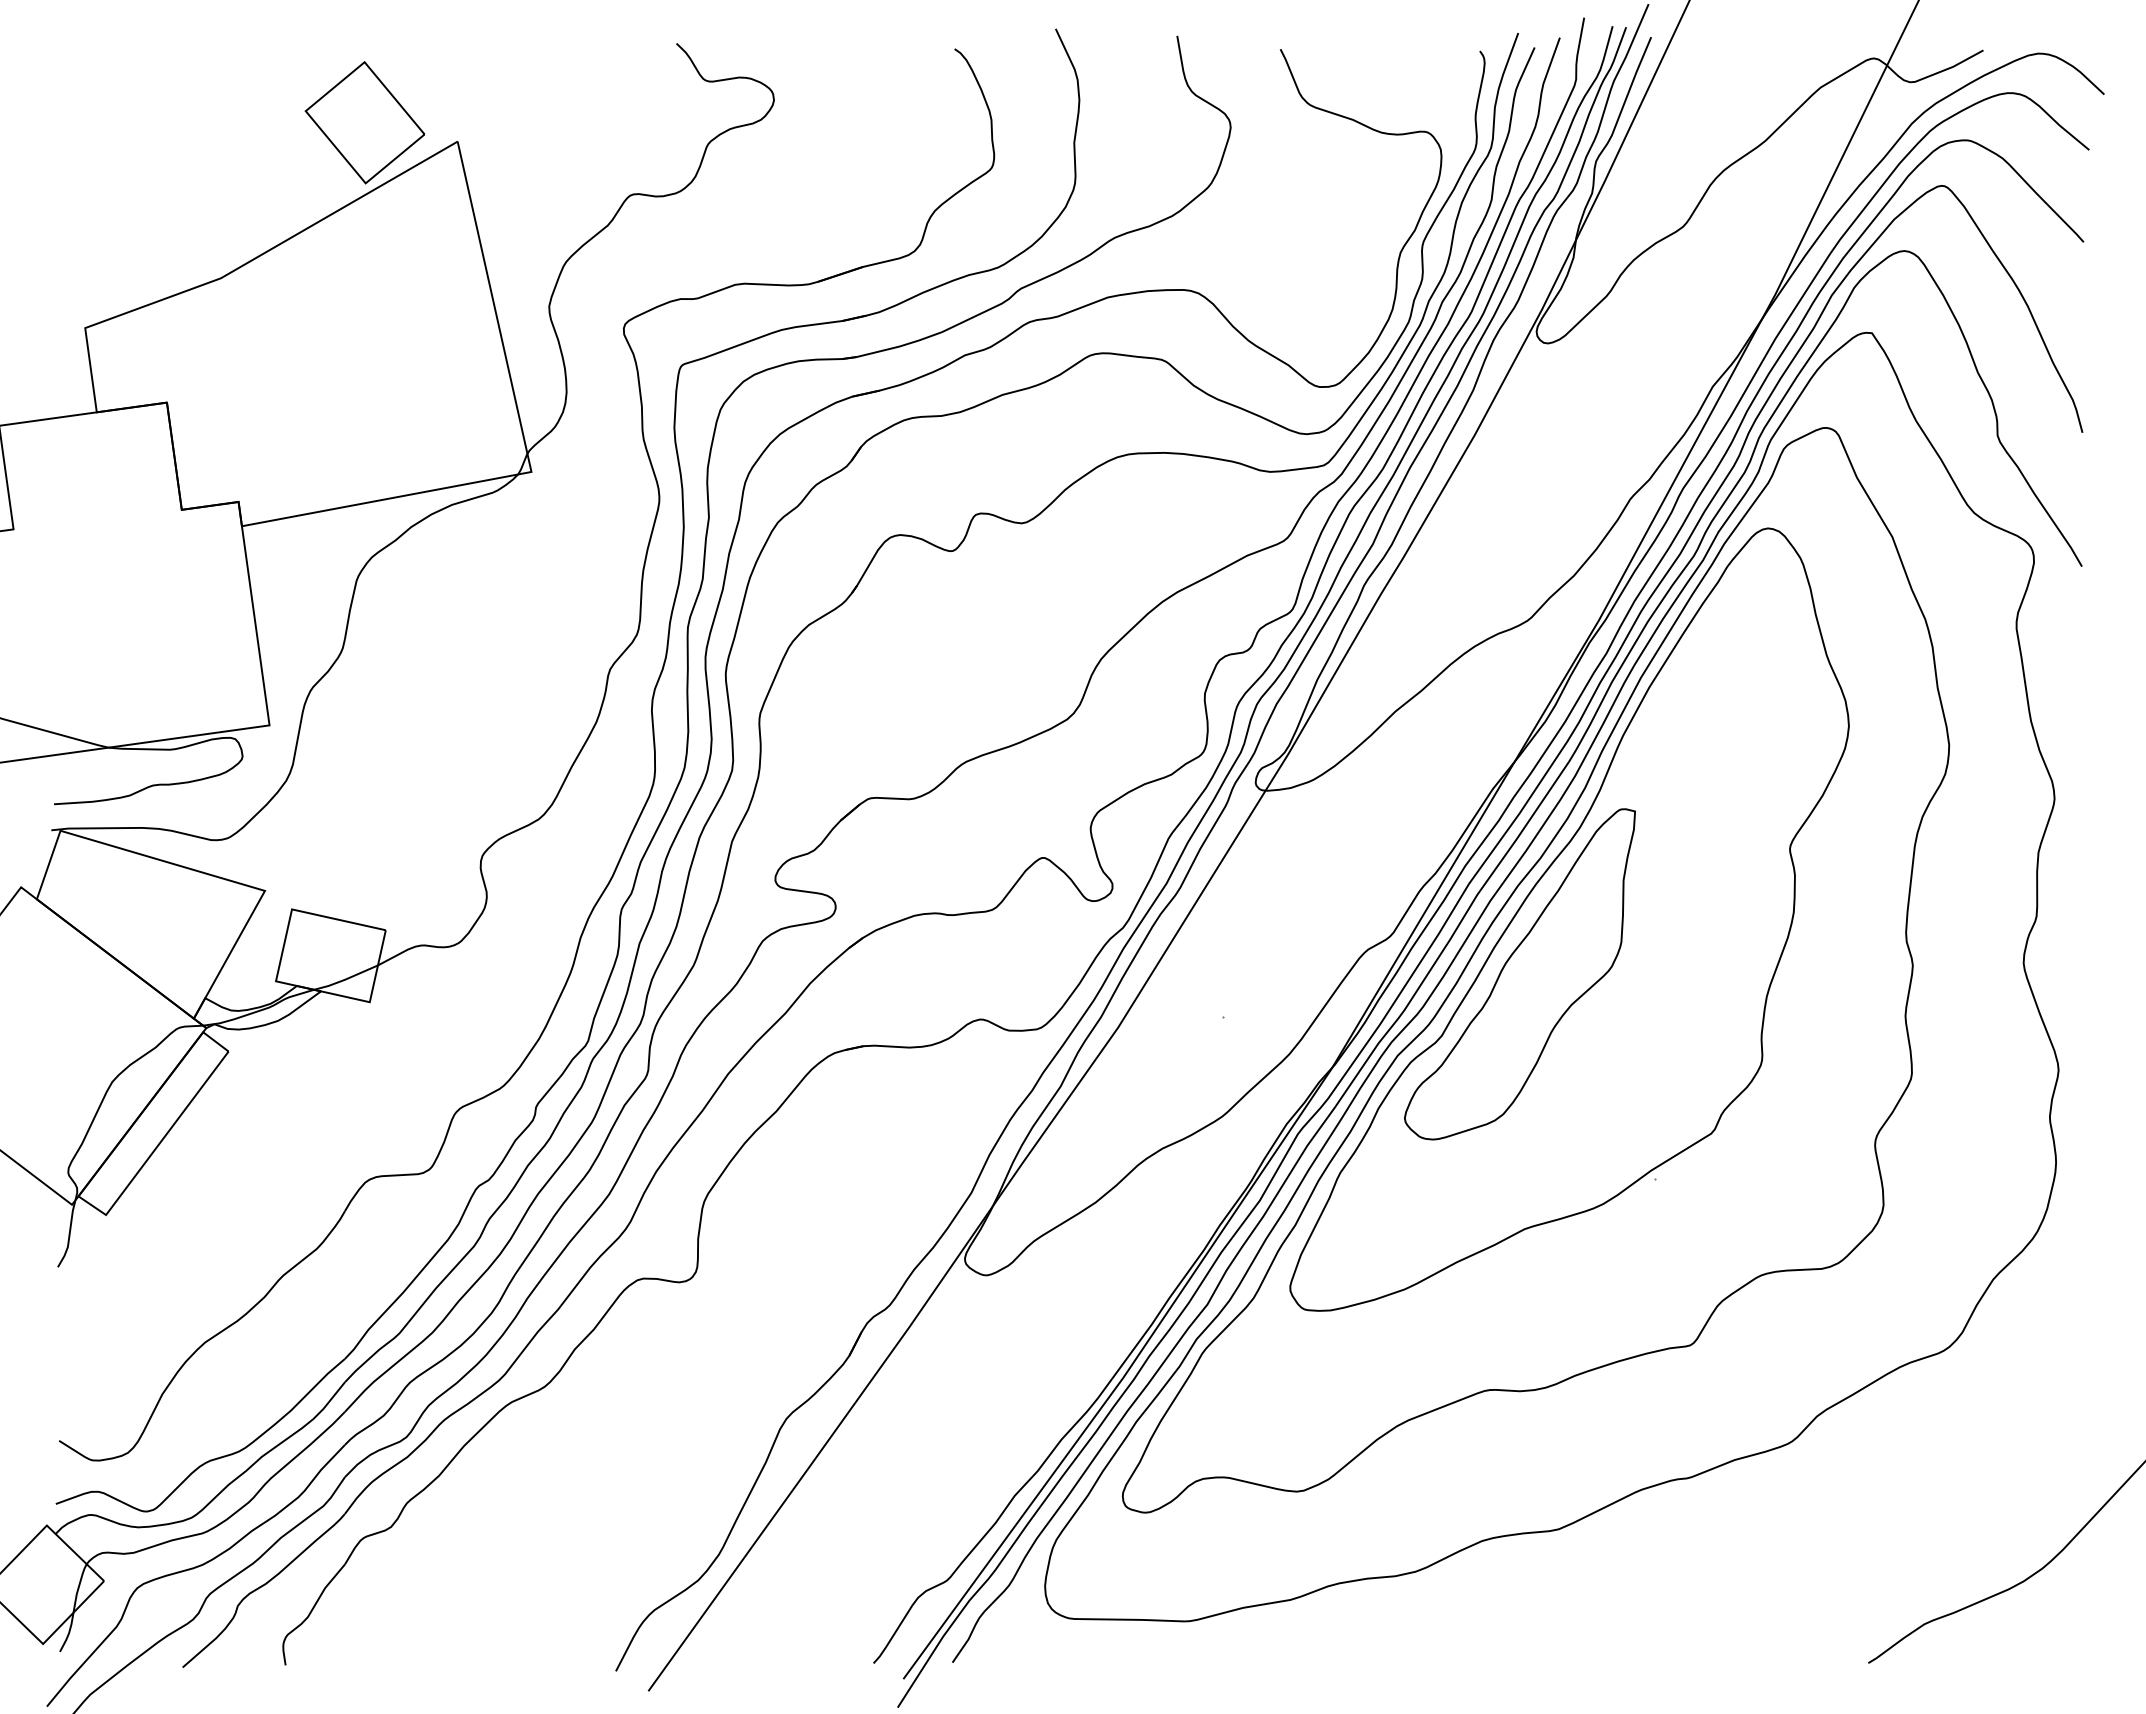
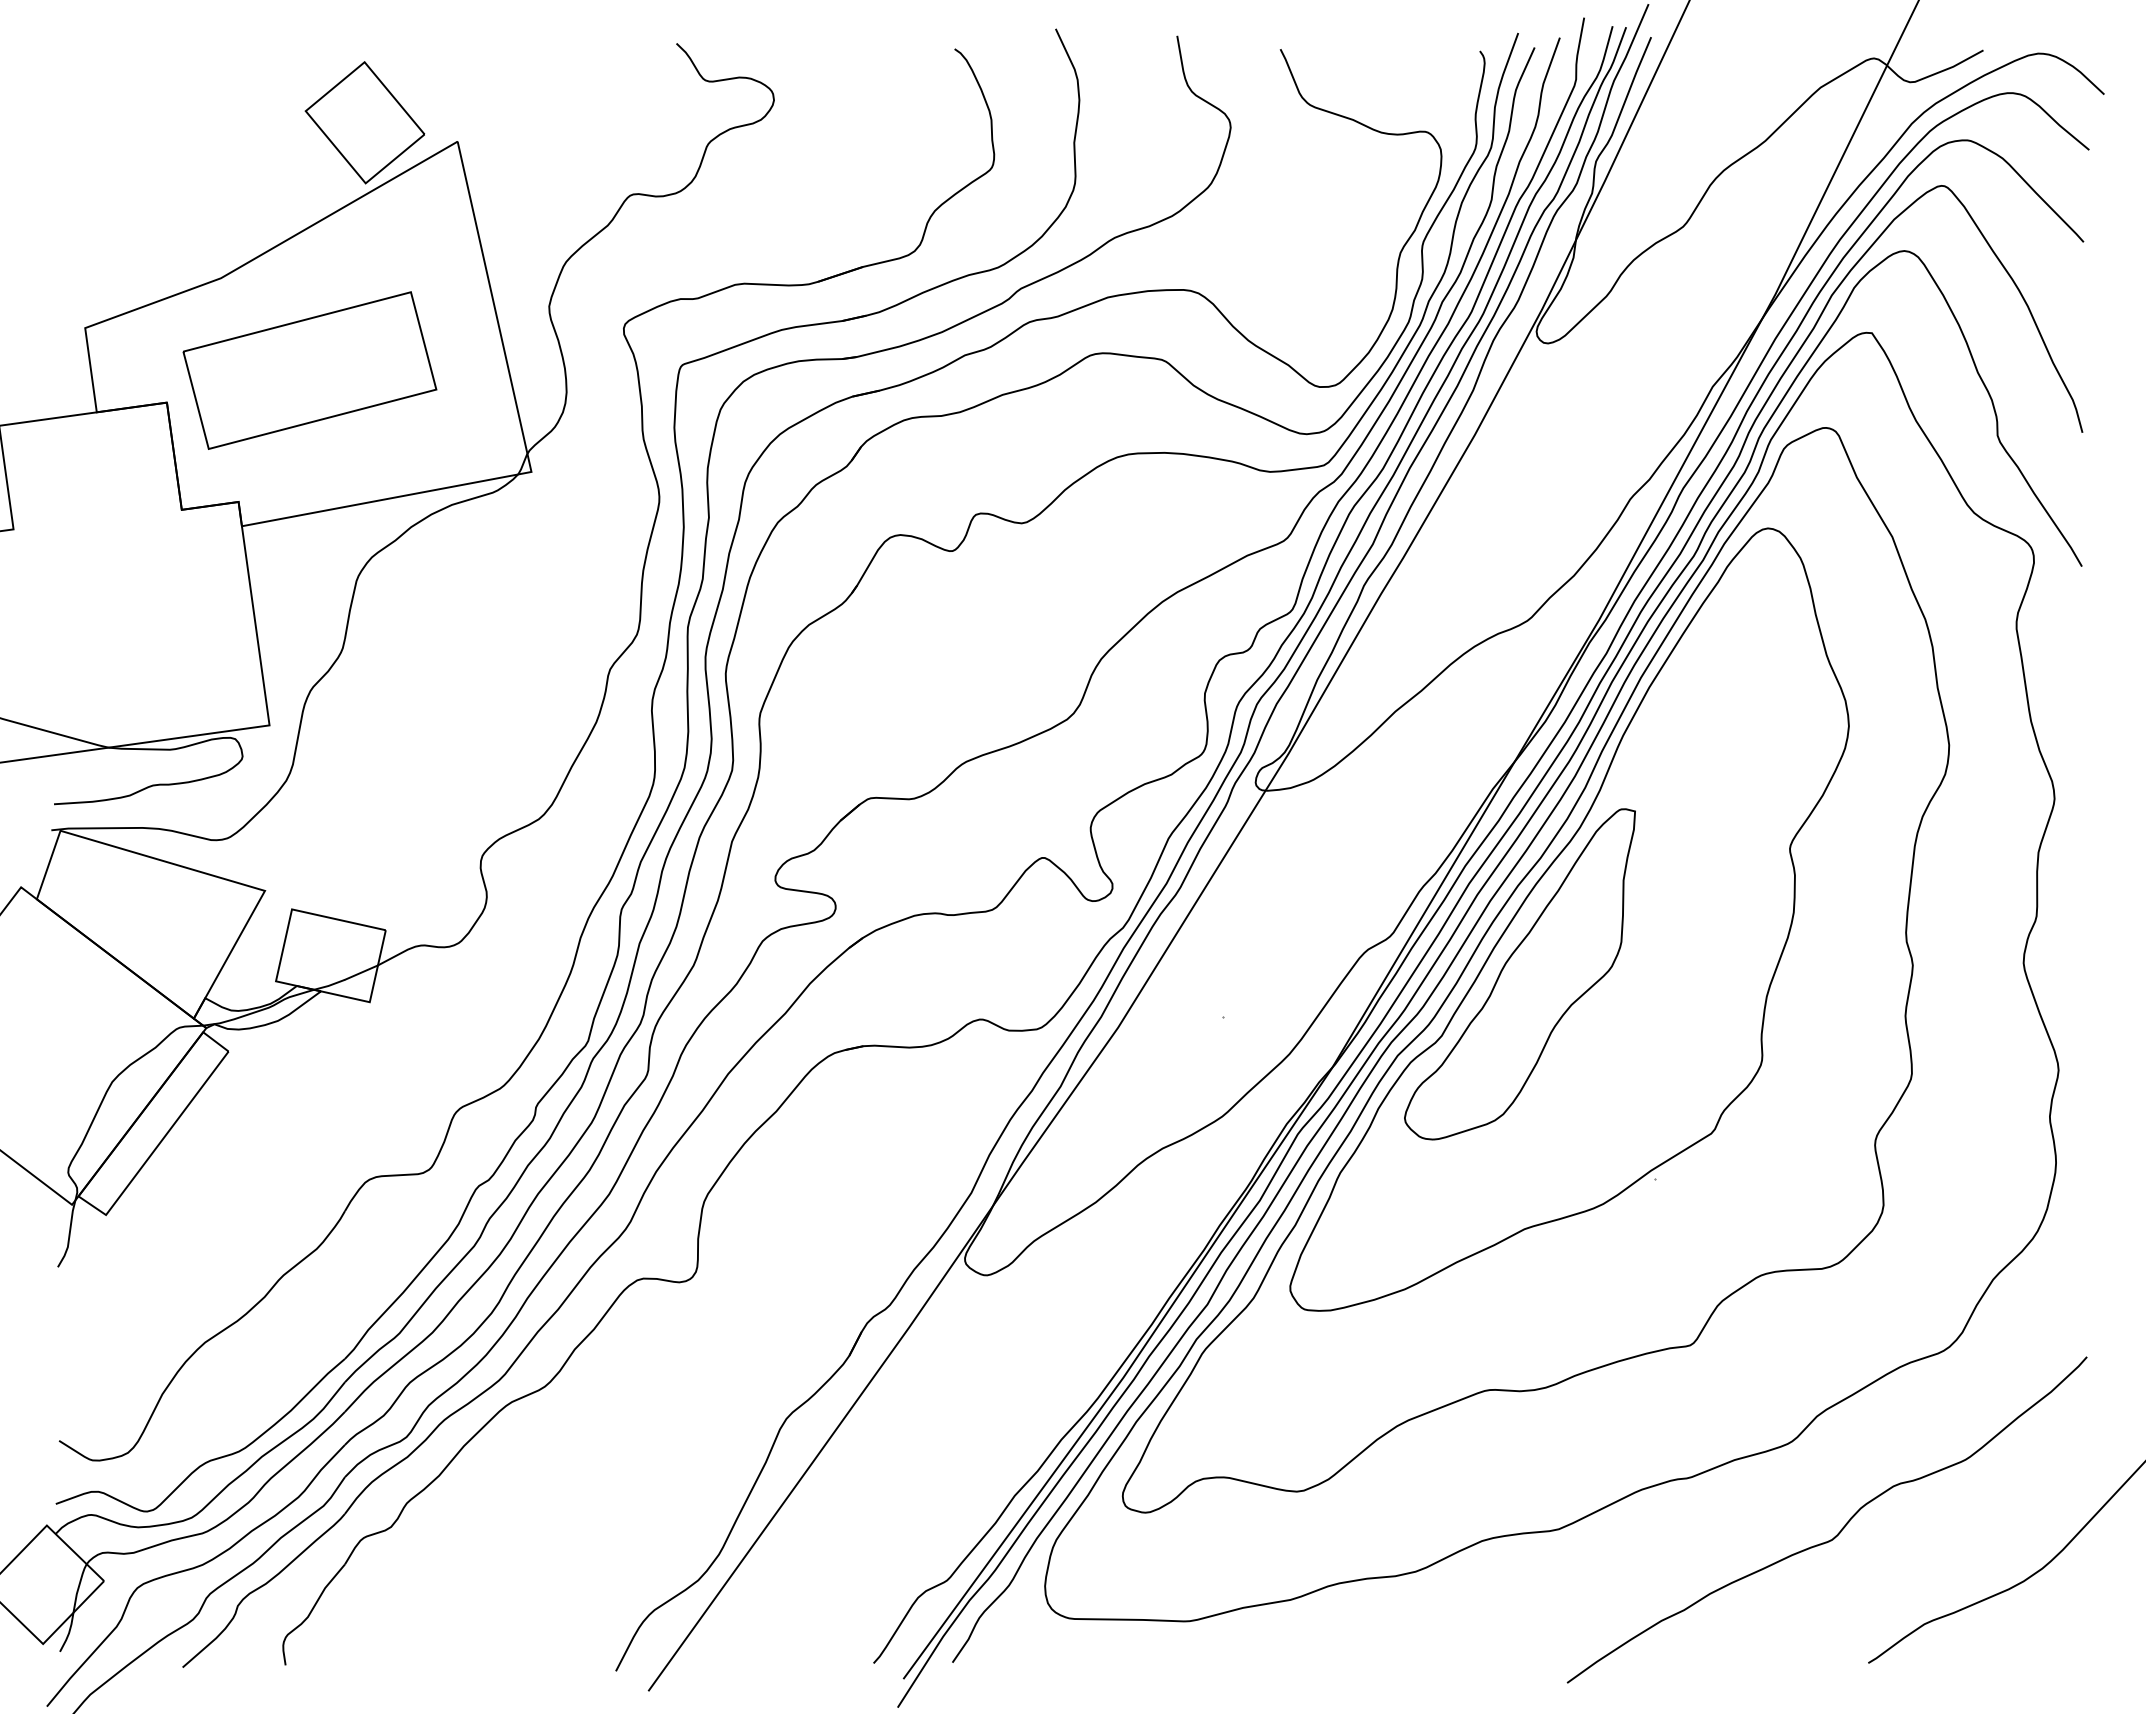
part: none -> present (309, 370)
curve: none -> present (1841, 1528)
